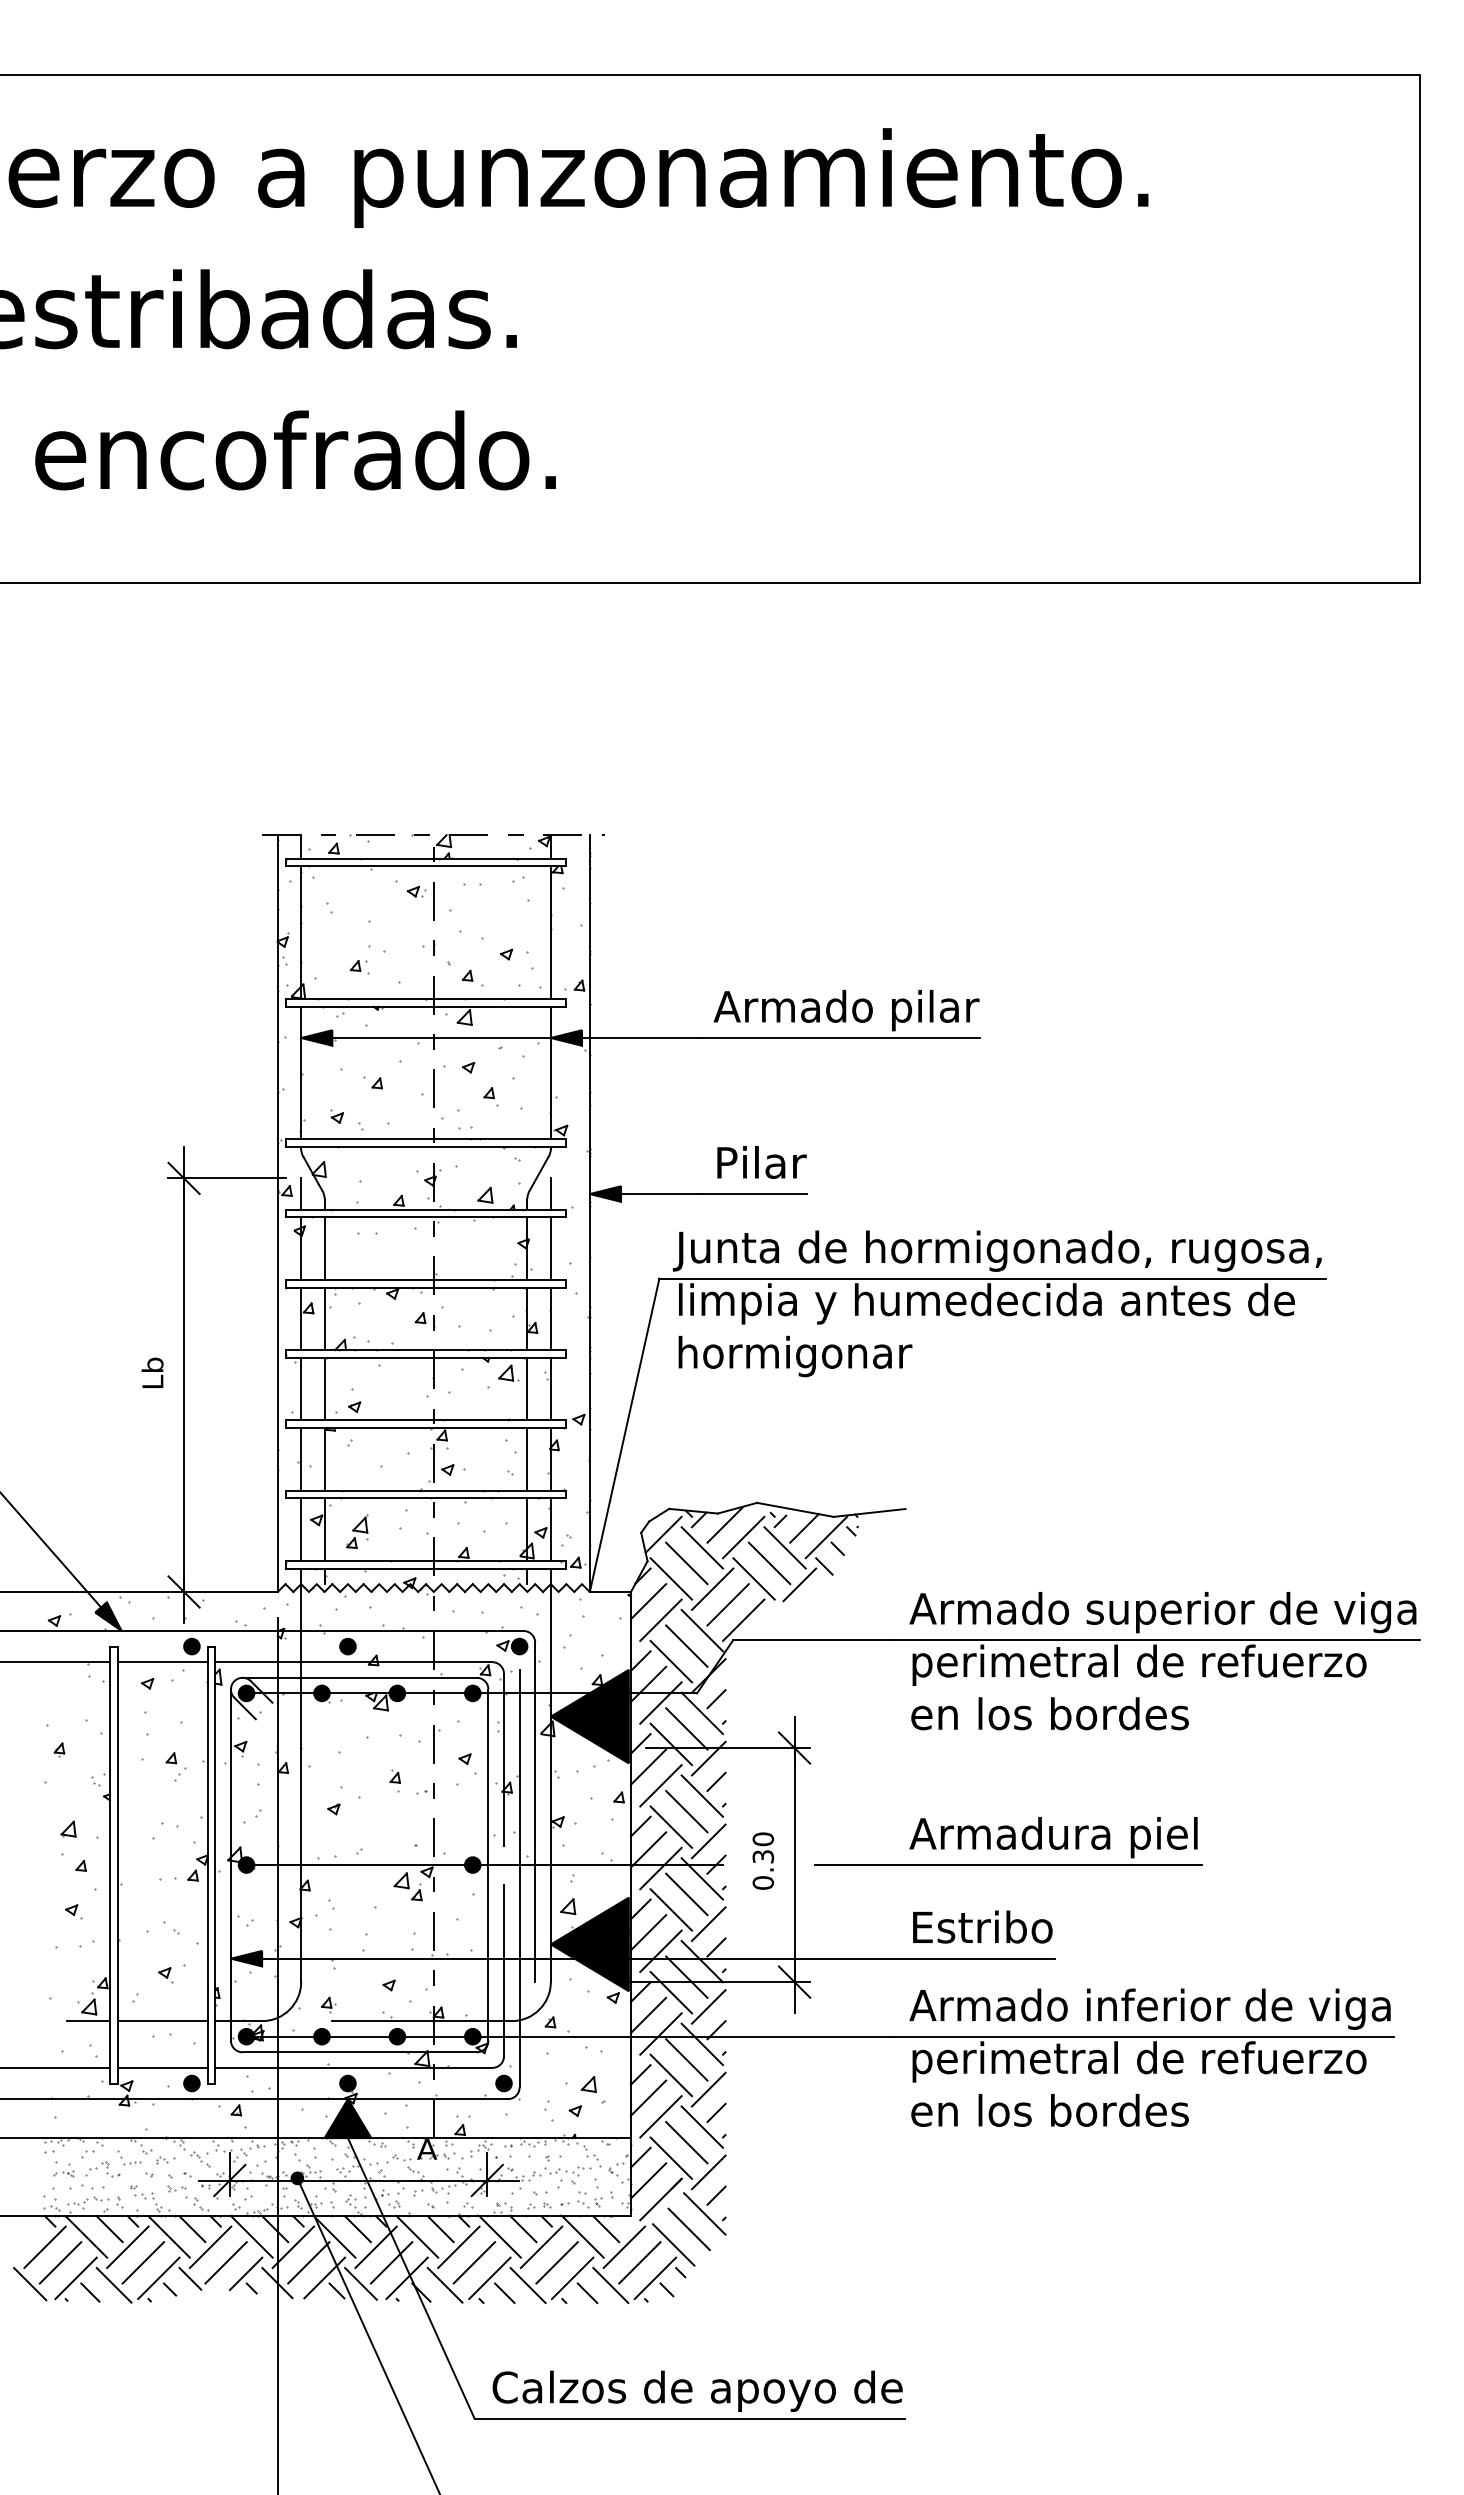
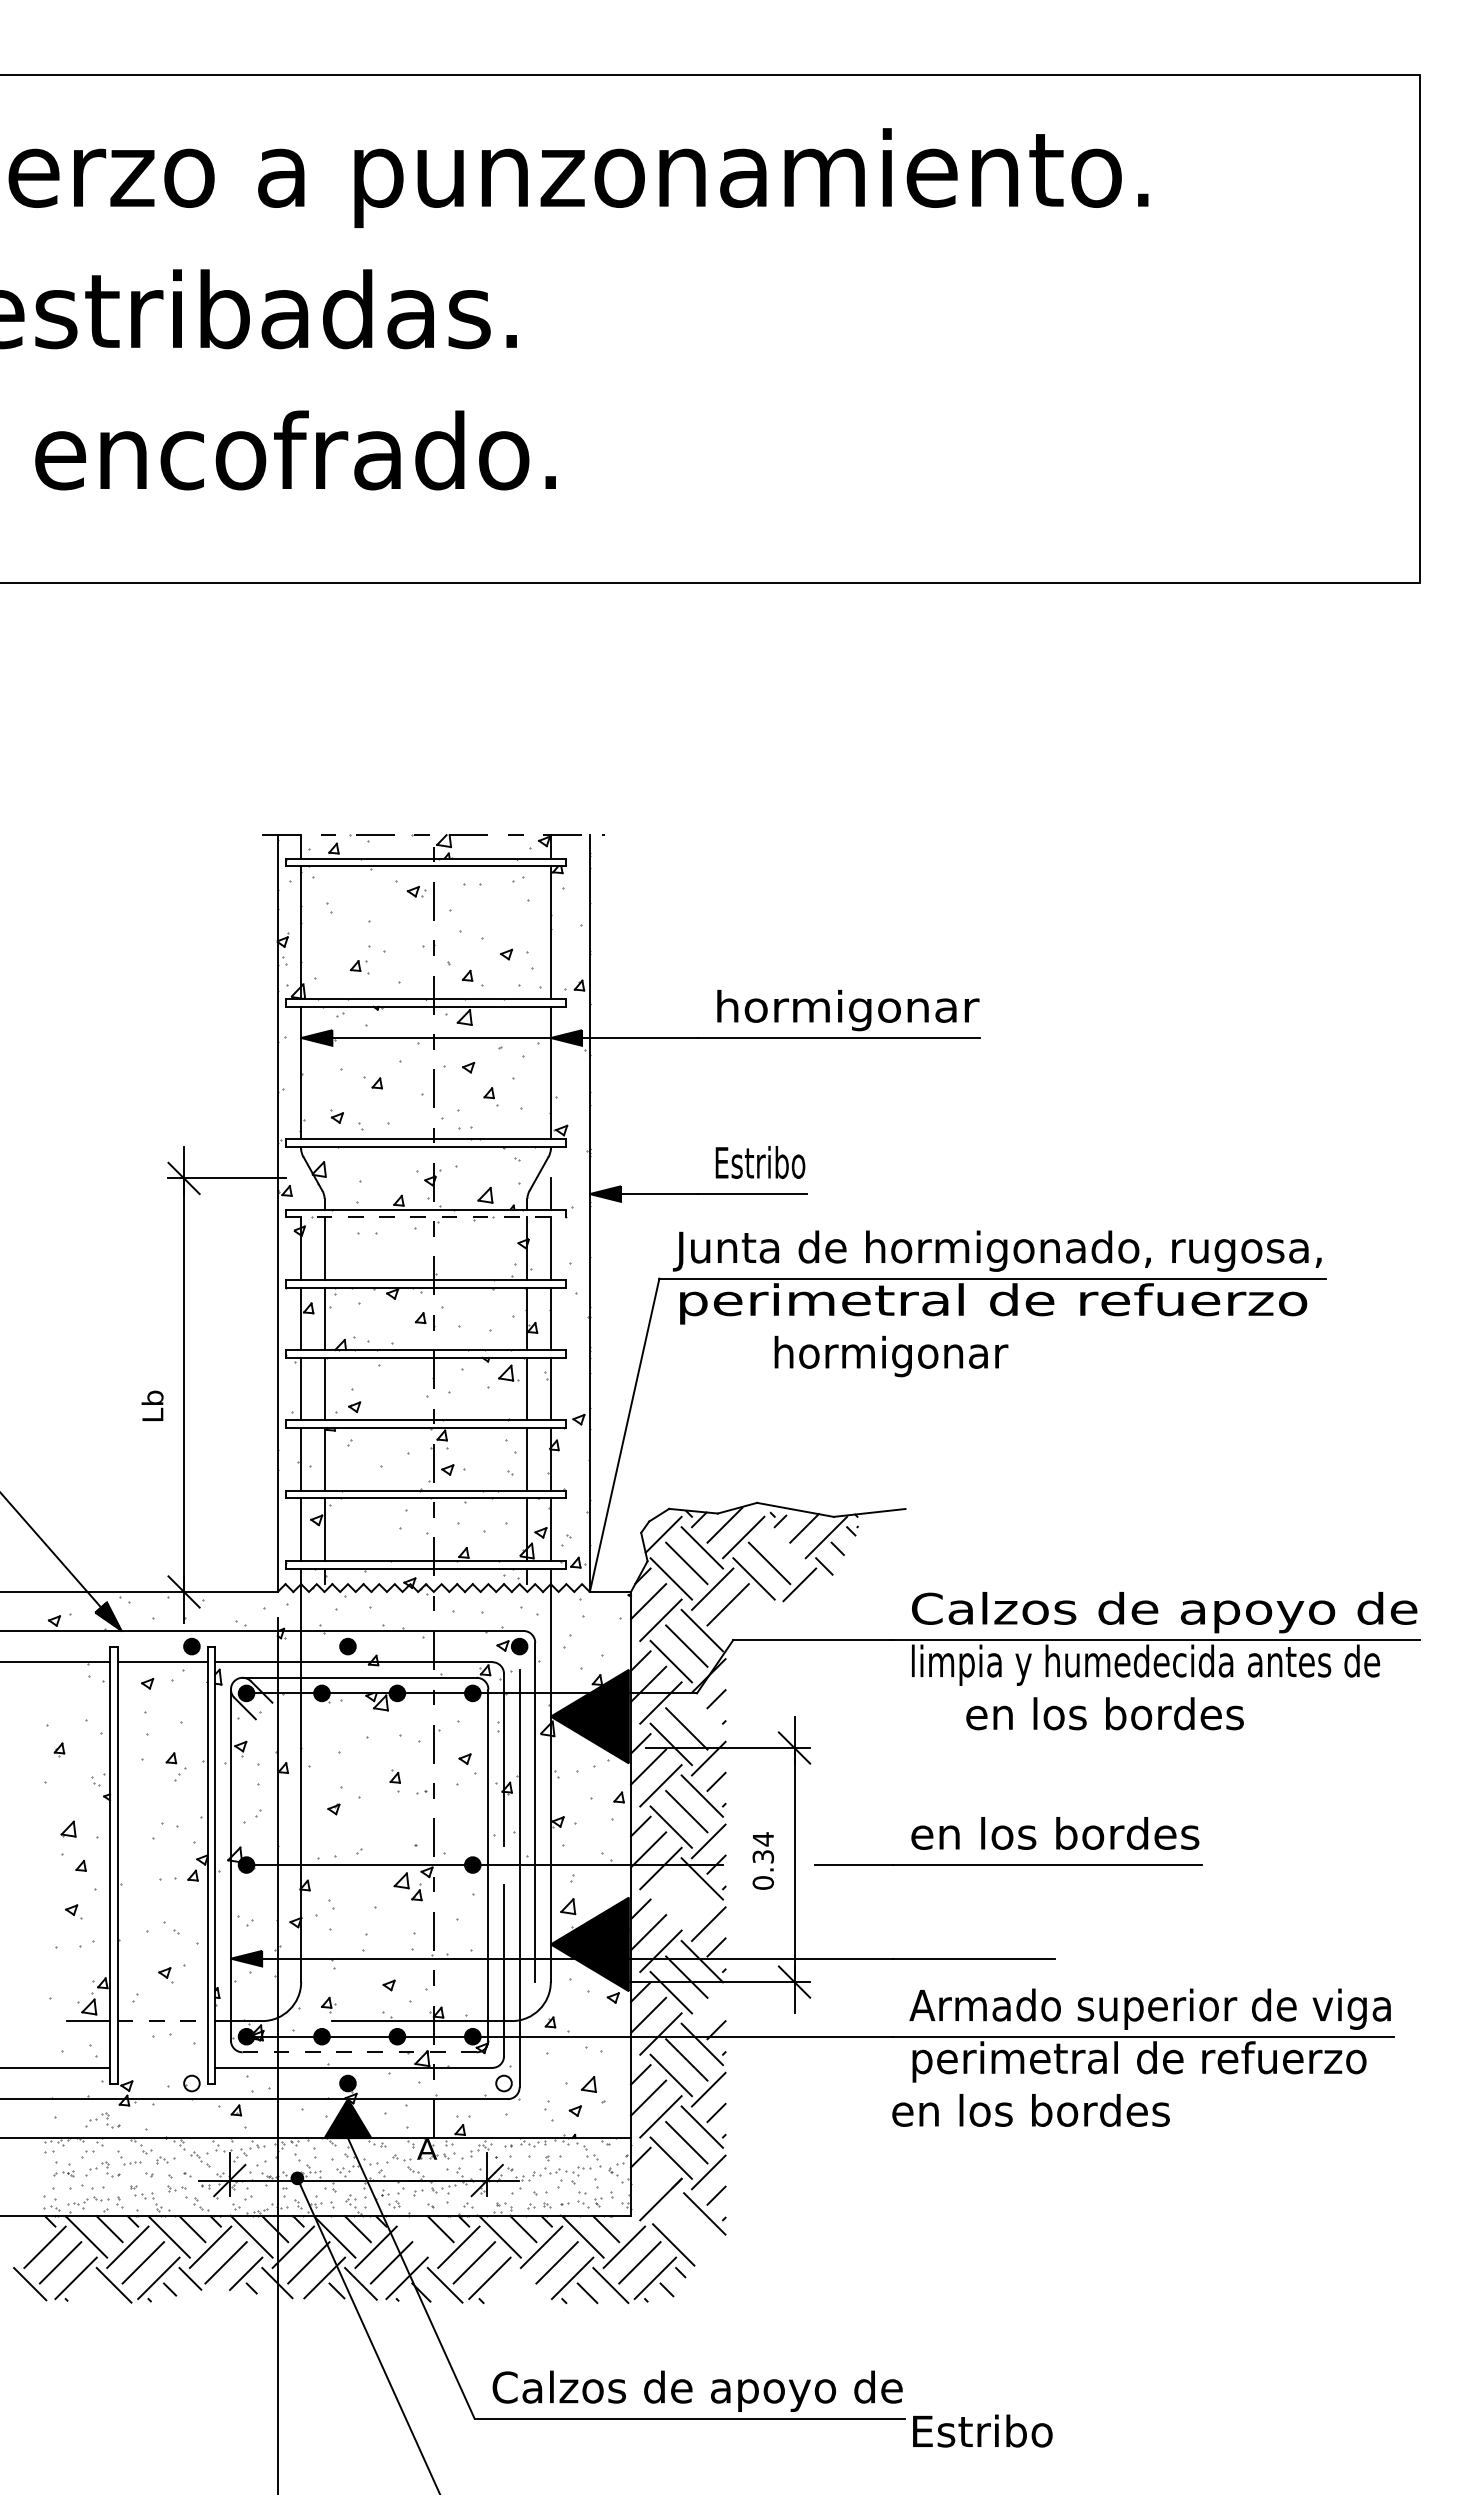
text: Armado pilar -> hormigonar (843, 1010)
text: Pilar -> Estribo (760, 1162)
line: present -> none (301, 1193)
line: solid -> dashed (426, 1217)
text: limpia y humedecida antes de -> perimetral de refuerzo (992, 1303)
text position: (795, 1356) -> (891, 1356) (891, 1356)
text position: (152, 1372) -> (152, 1405) (152, 1405)
part: present -> none (357, 1531)
line: present -> none (784, 1547)
text: Armado superior de viga -> Calzos de apoyo de (1163, 1612)
line: present -> none (743, 1619)
text: perimetral de refuerzo -> limpia y humedecida antes de (1145, 1664)
line: present -> none (702, 1713)
text position: (1049, 1713) -> (1104, 1713) (1104, 1713)
text: Armadura piel -> en los bordes (1054, 1837)
text: 0.30 -> 0.34 (763, 1839)
line: present -> none (686, 1894)
line: present -> none (670, 1909)
text position: (982, 1926) -> (982, 2430) (982, 2430)
line: present -> none (708, 2006)
text: Armado inferior de viga -> Armado superior de viga (1150, 2008)
line: solid -> dashed (162, 2021)
line: solid -> dashed (359, 2052)
line: present -> none (162, 2067)
fill: present -> none (191, 2083)
fill: present -> none (503, 2083)
text position: (1049, 2110) -> (1030, 2110) (1030, 2110)
part: none -> present (102, 2120)
line: present -> none (648, 2180)
line: present -> none (688, 2229)
line: present -> none (417, 2236)
line: present -> none (527, 2285)
line: present -> none (90, 2292)
line: present -> none (504, 2293)
